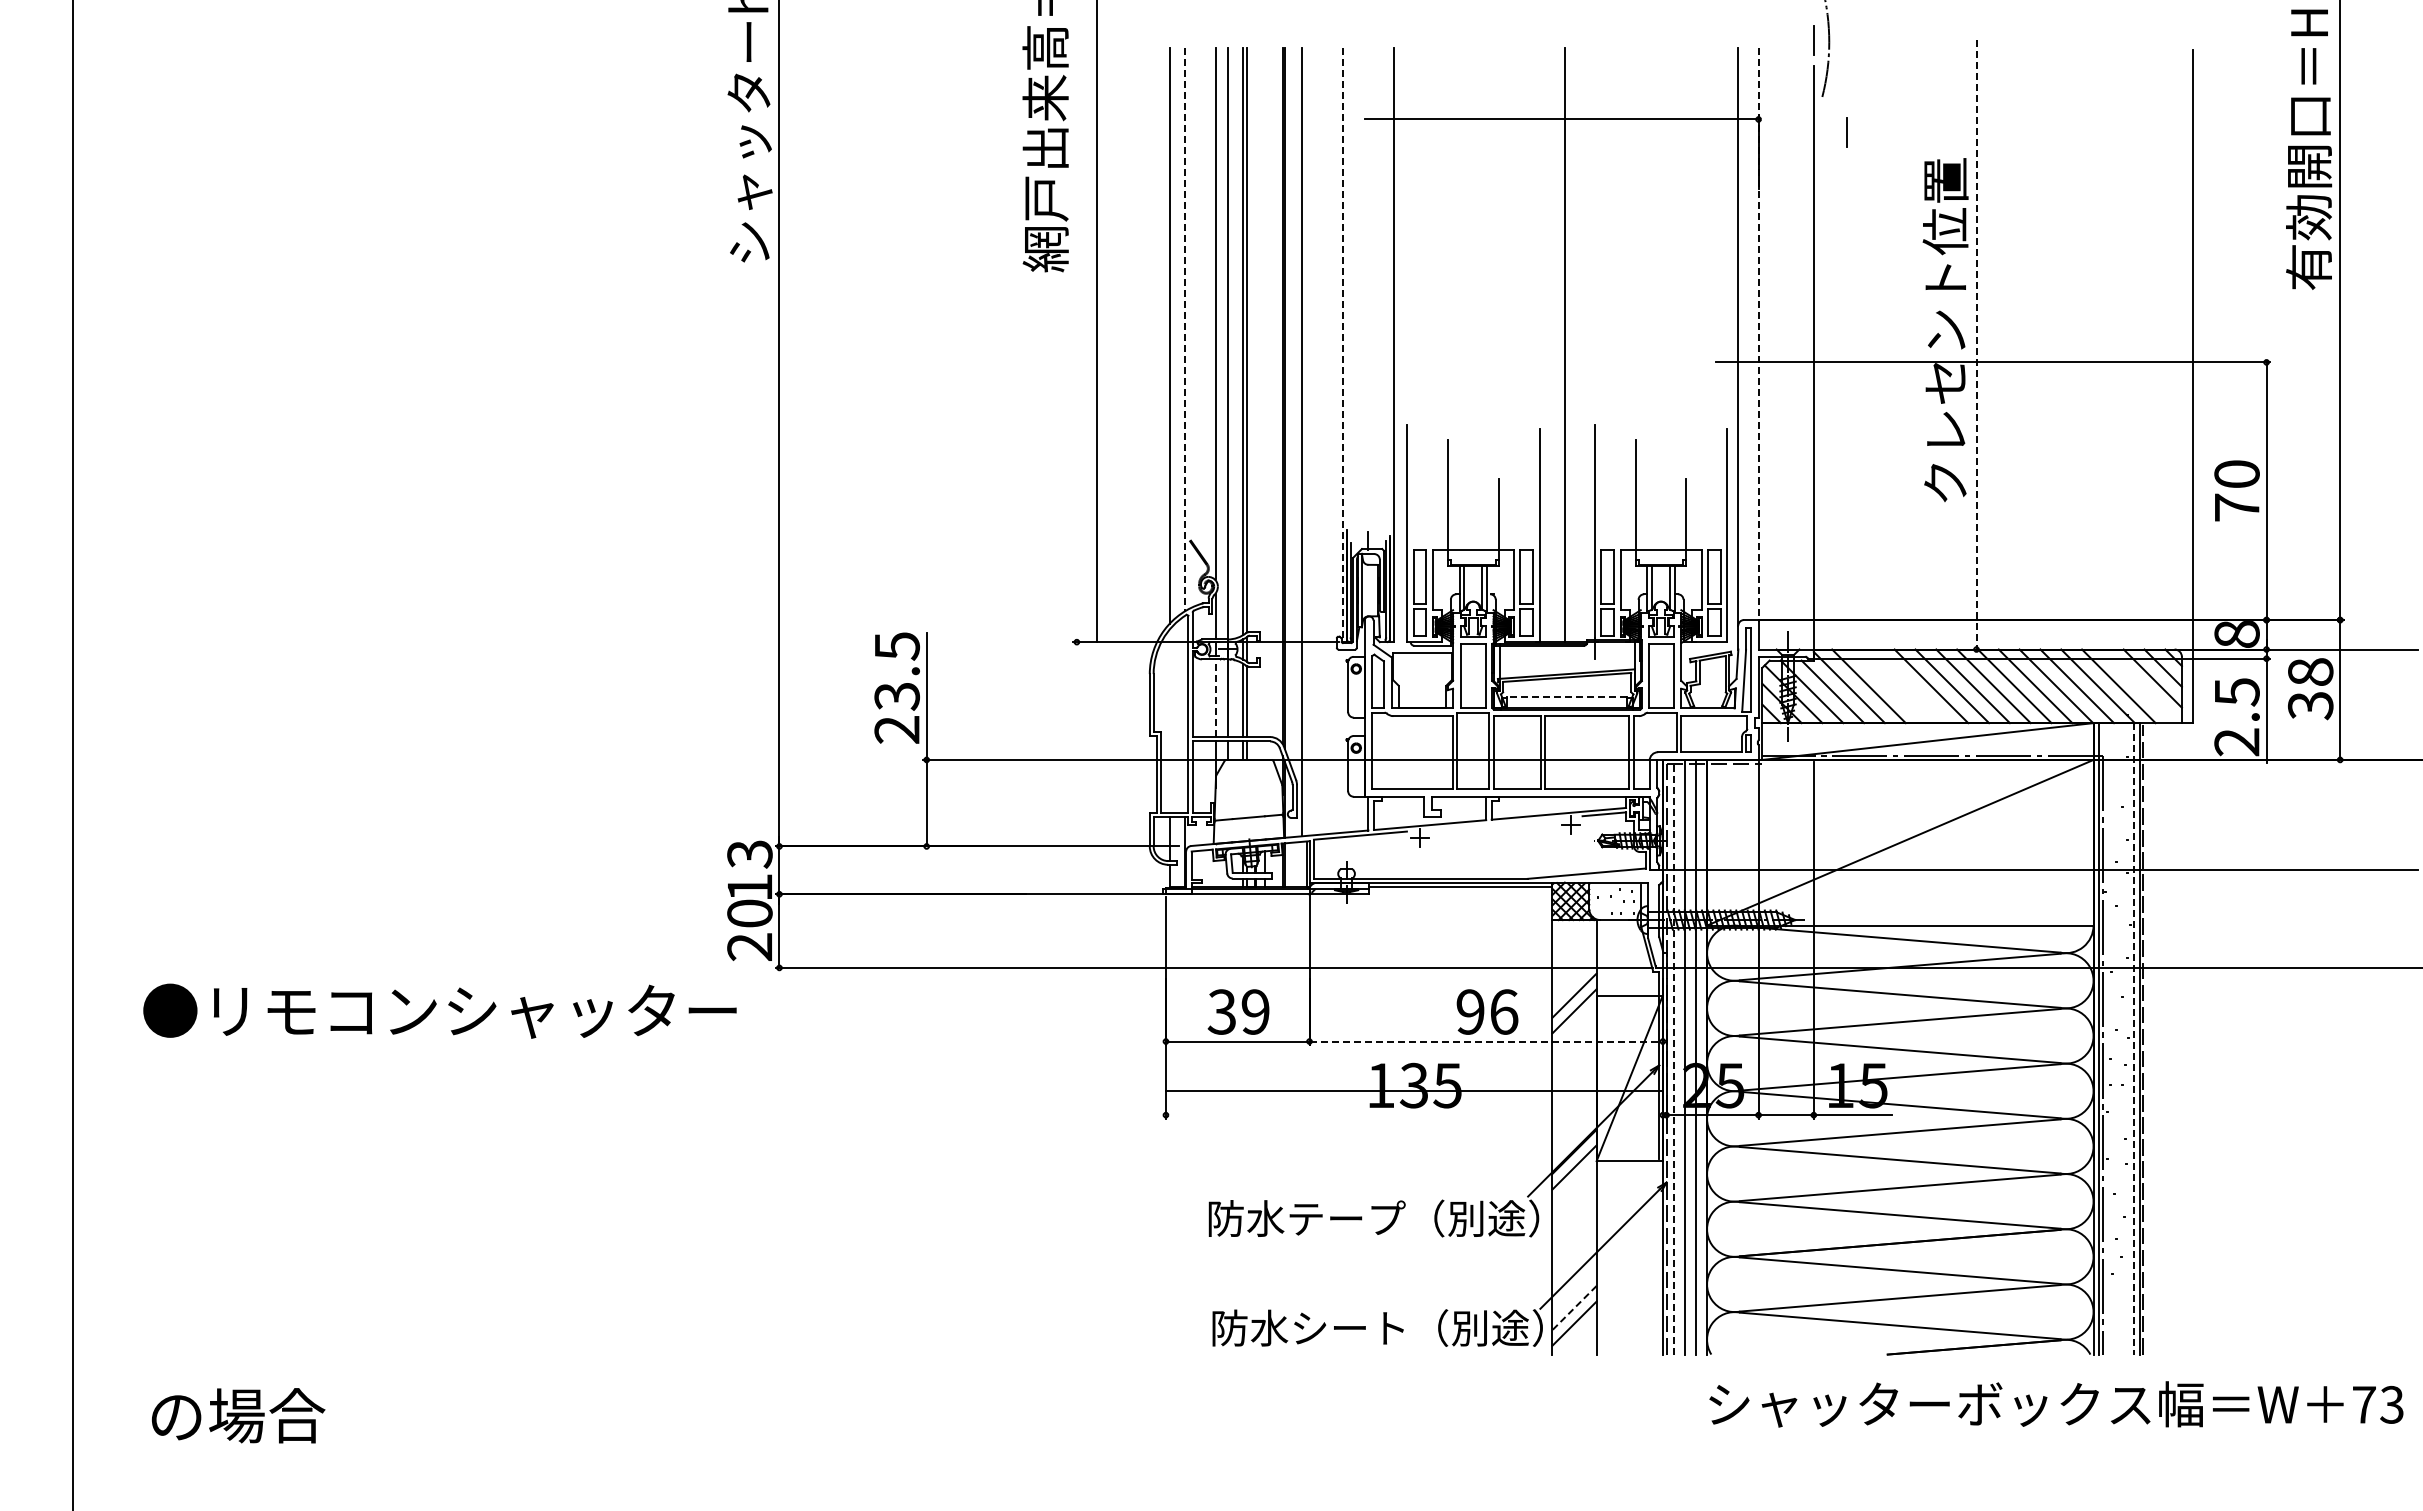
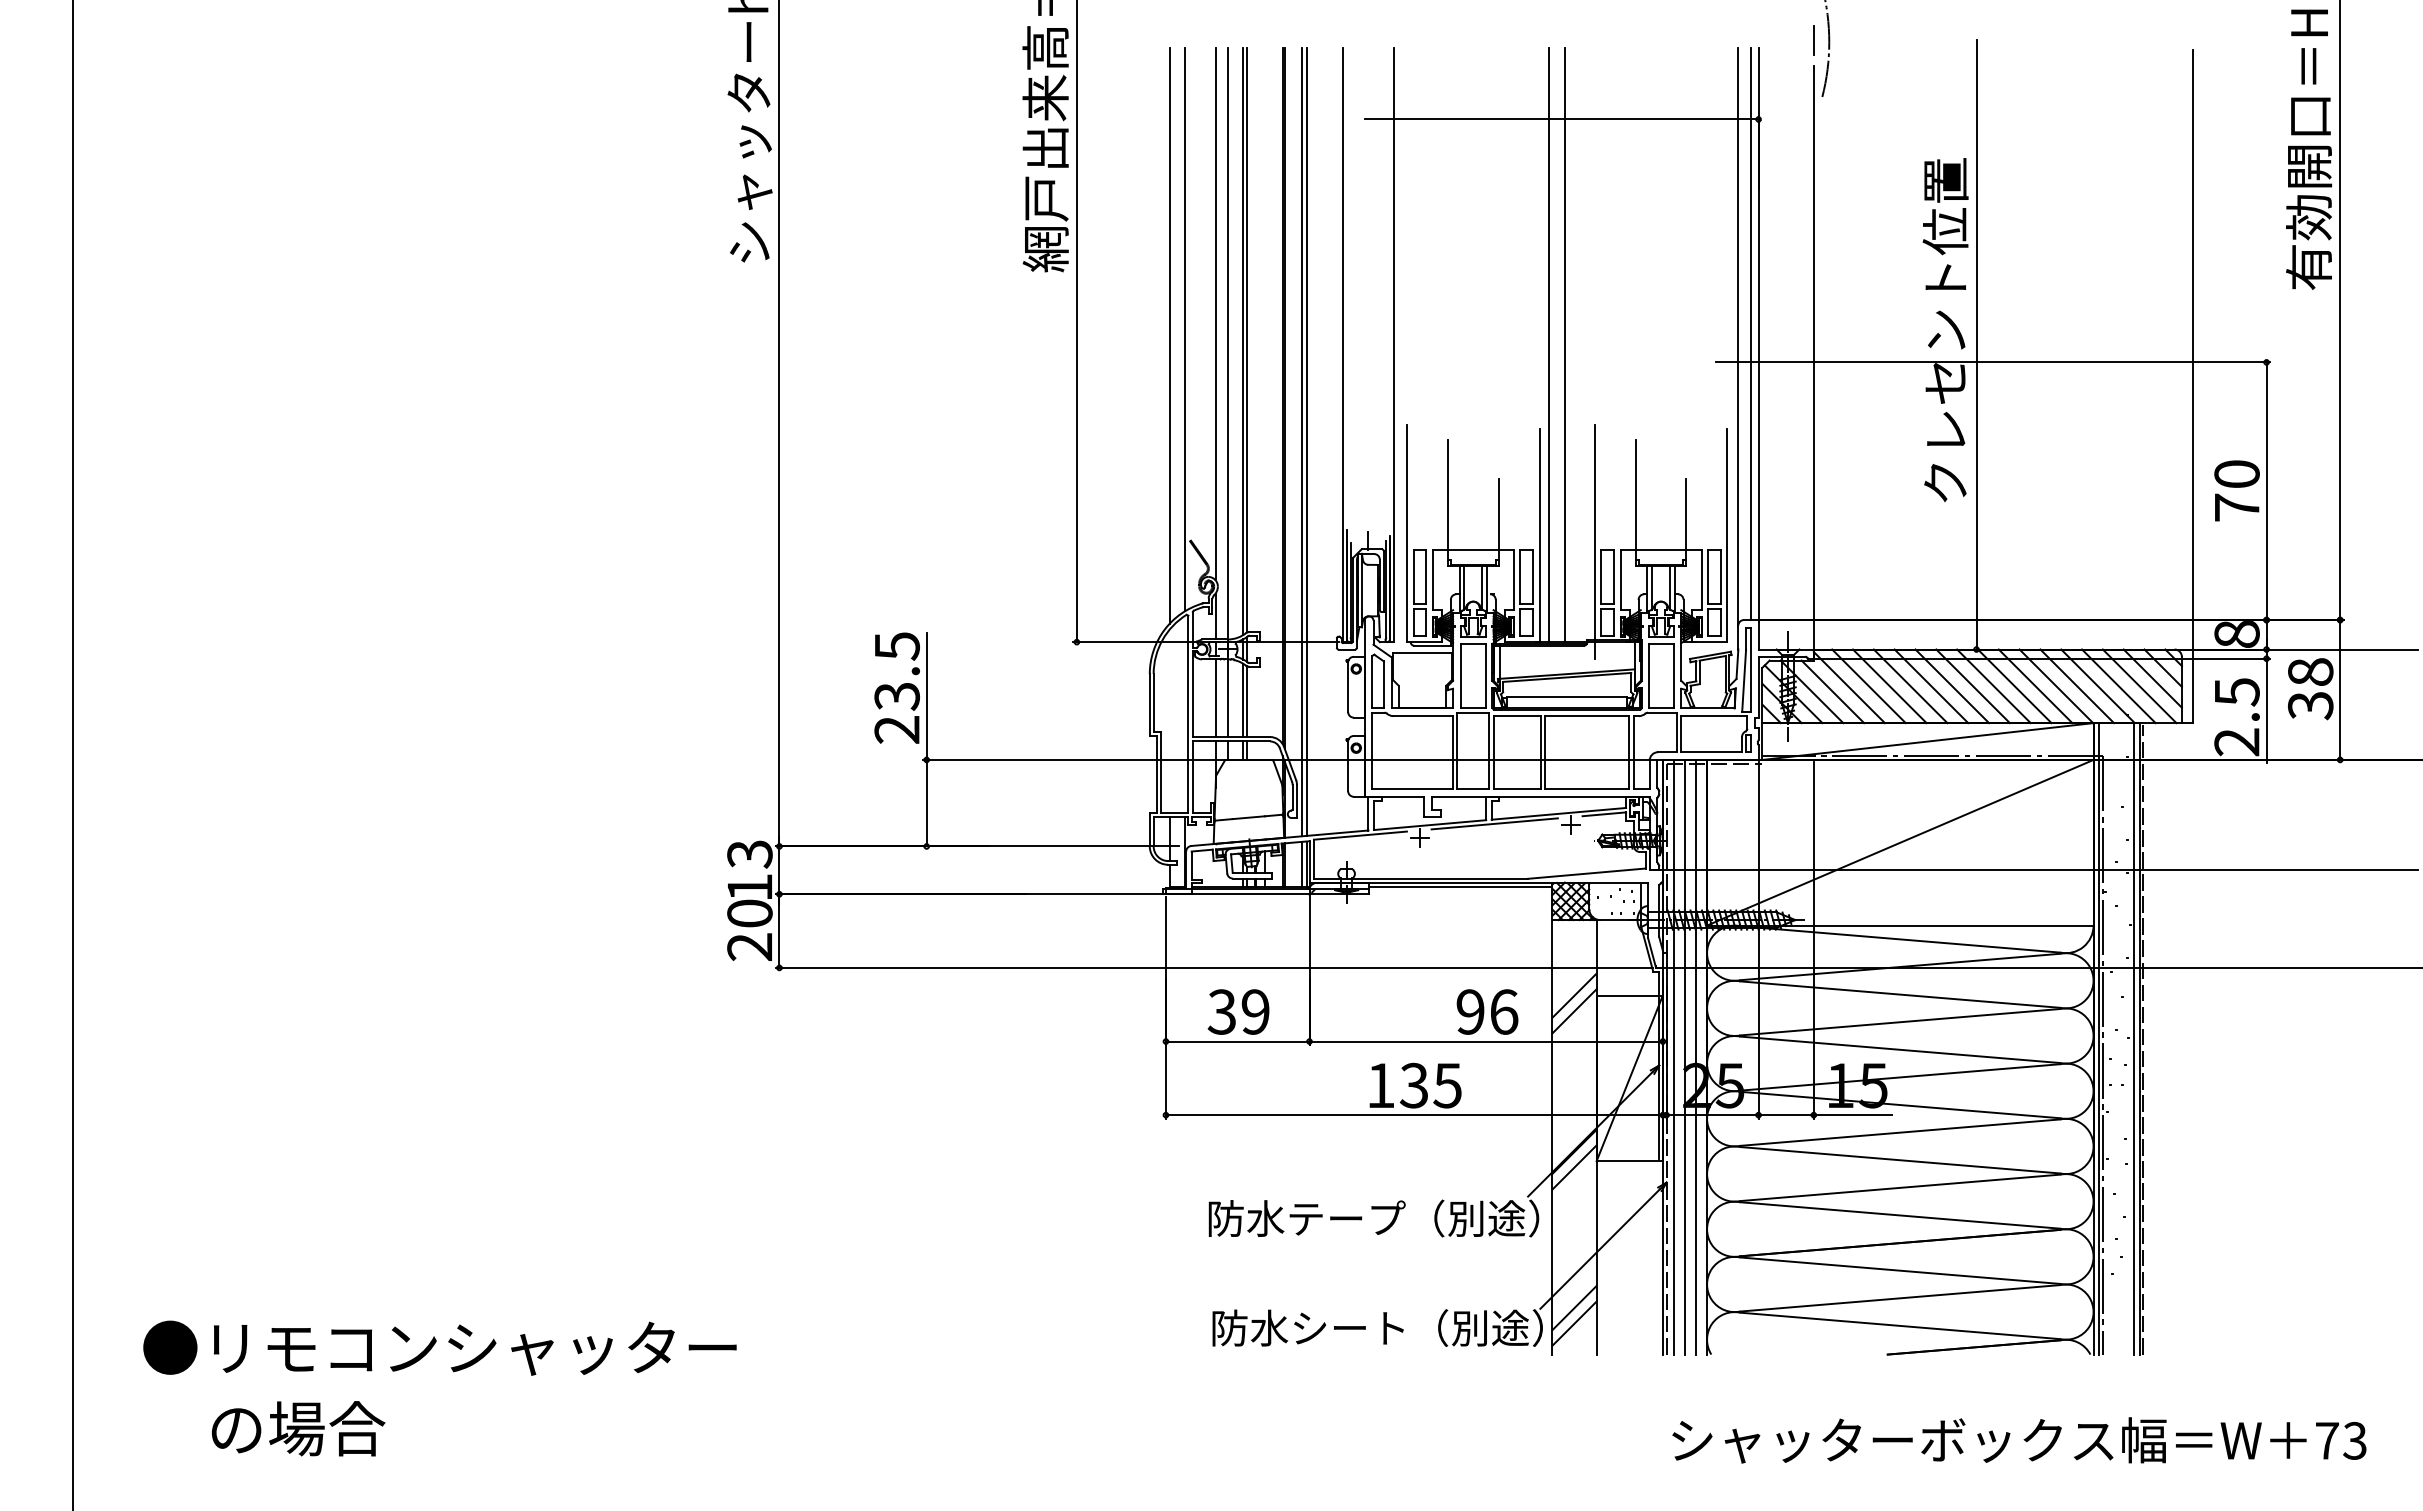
line: present -> none (1846, 132)
line position: (1096, 322) -> (1076, 322) (1076, 322)
line: dashed -> solid (1184, 329)
line: none -> present (1751, 333)
line: dashed -> solid (1758, 335)
line: none -> present (1548, 344)
line: dashed -> solid (1976, 344)
line: dashed -> solid (1342, 345)
line: none -> present (1306, 441)
line: none -> present (1889, 686)
line: none -> present (1910, 686)
line: none -> present (2139, 686)
line: dashed -> solid (1566, 696)
line: dashed -> solid (1215, 698)
line: none -> present (1494, 823)
line: none -> present (1302, 863)
text position: (439, 1010) -> (439, 1347) (439, 1347)
line: dashed -> solid (2134, 1038)
line: dashed -> solid (1486, 1041)
line: dashed -> solid (1673, 1056)
line position: (1413, 1091) -> (1413, 1115) (1413, 1115)
line: dashed -> solid (1574, 1308)
text position: (2056, 1404) -> (2019, 1440) (2019, 1440)
text position: (238, 1415) -> (298, 1428) (298, 1428)
